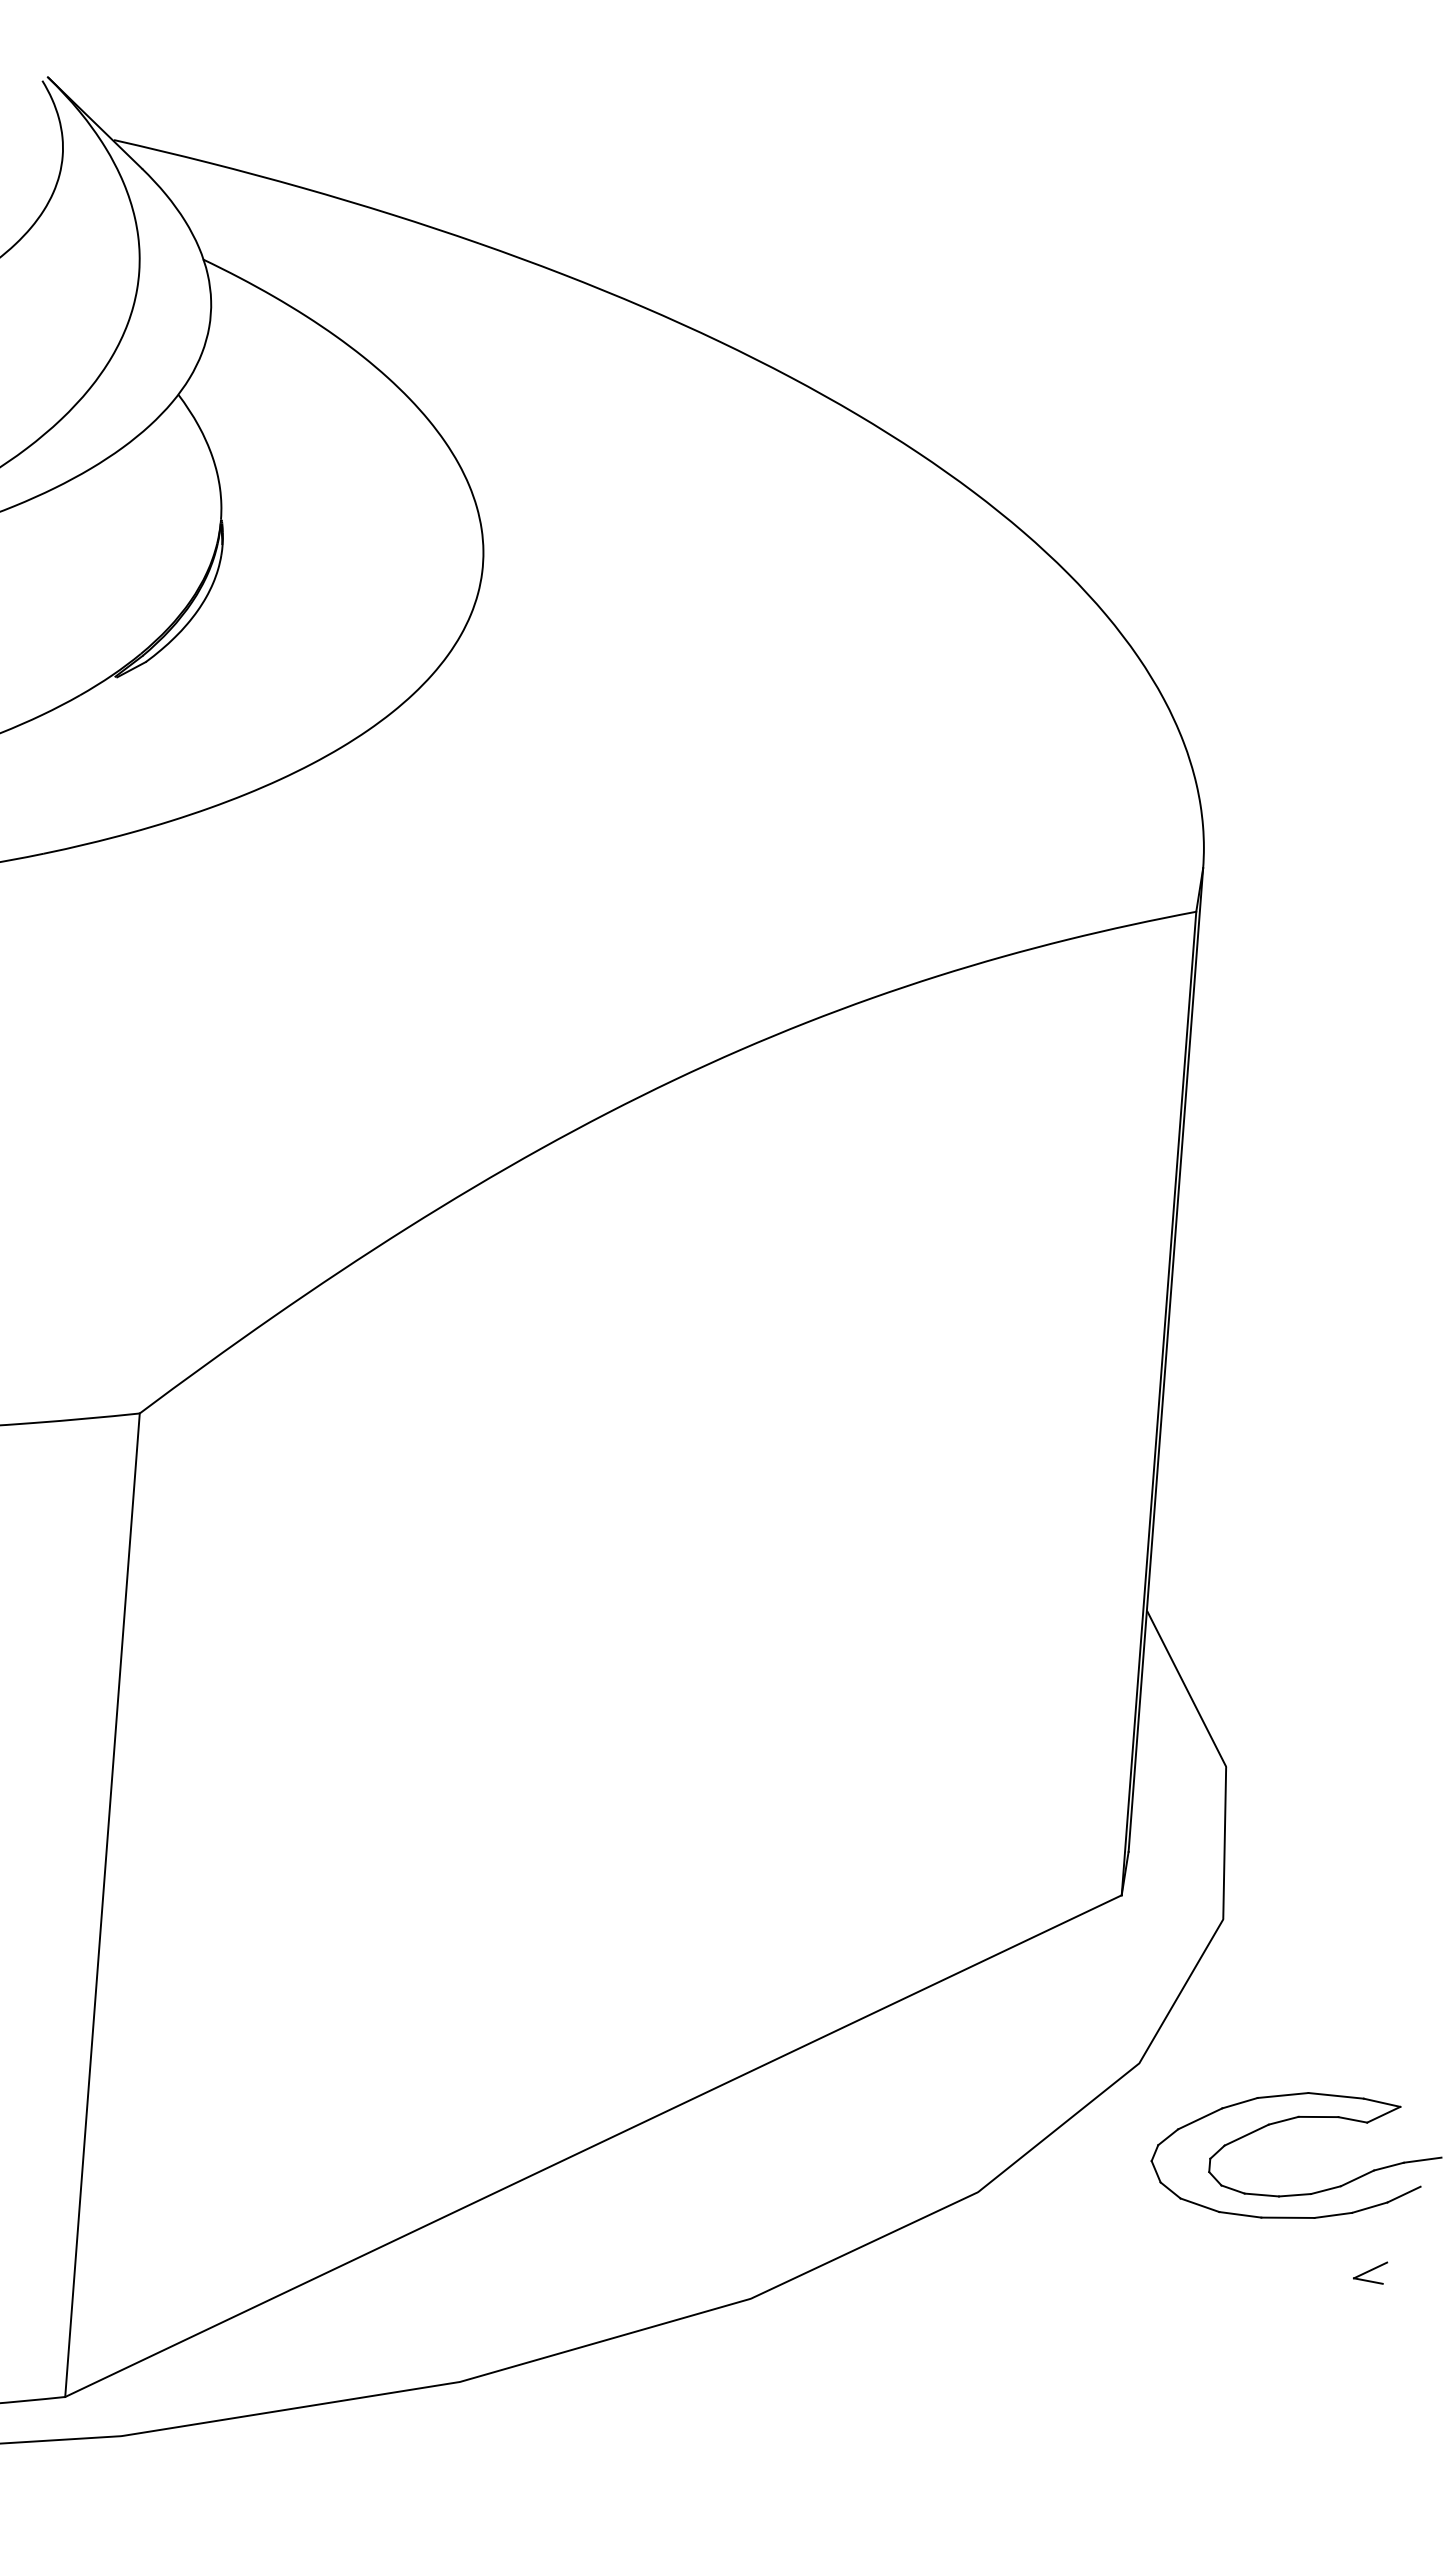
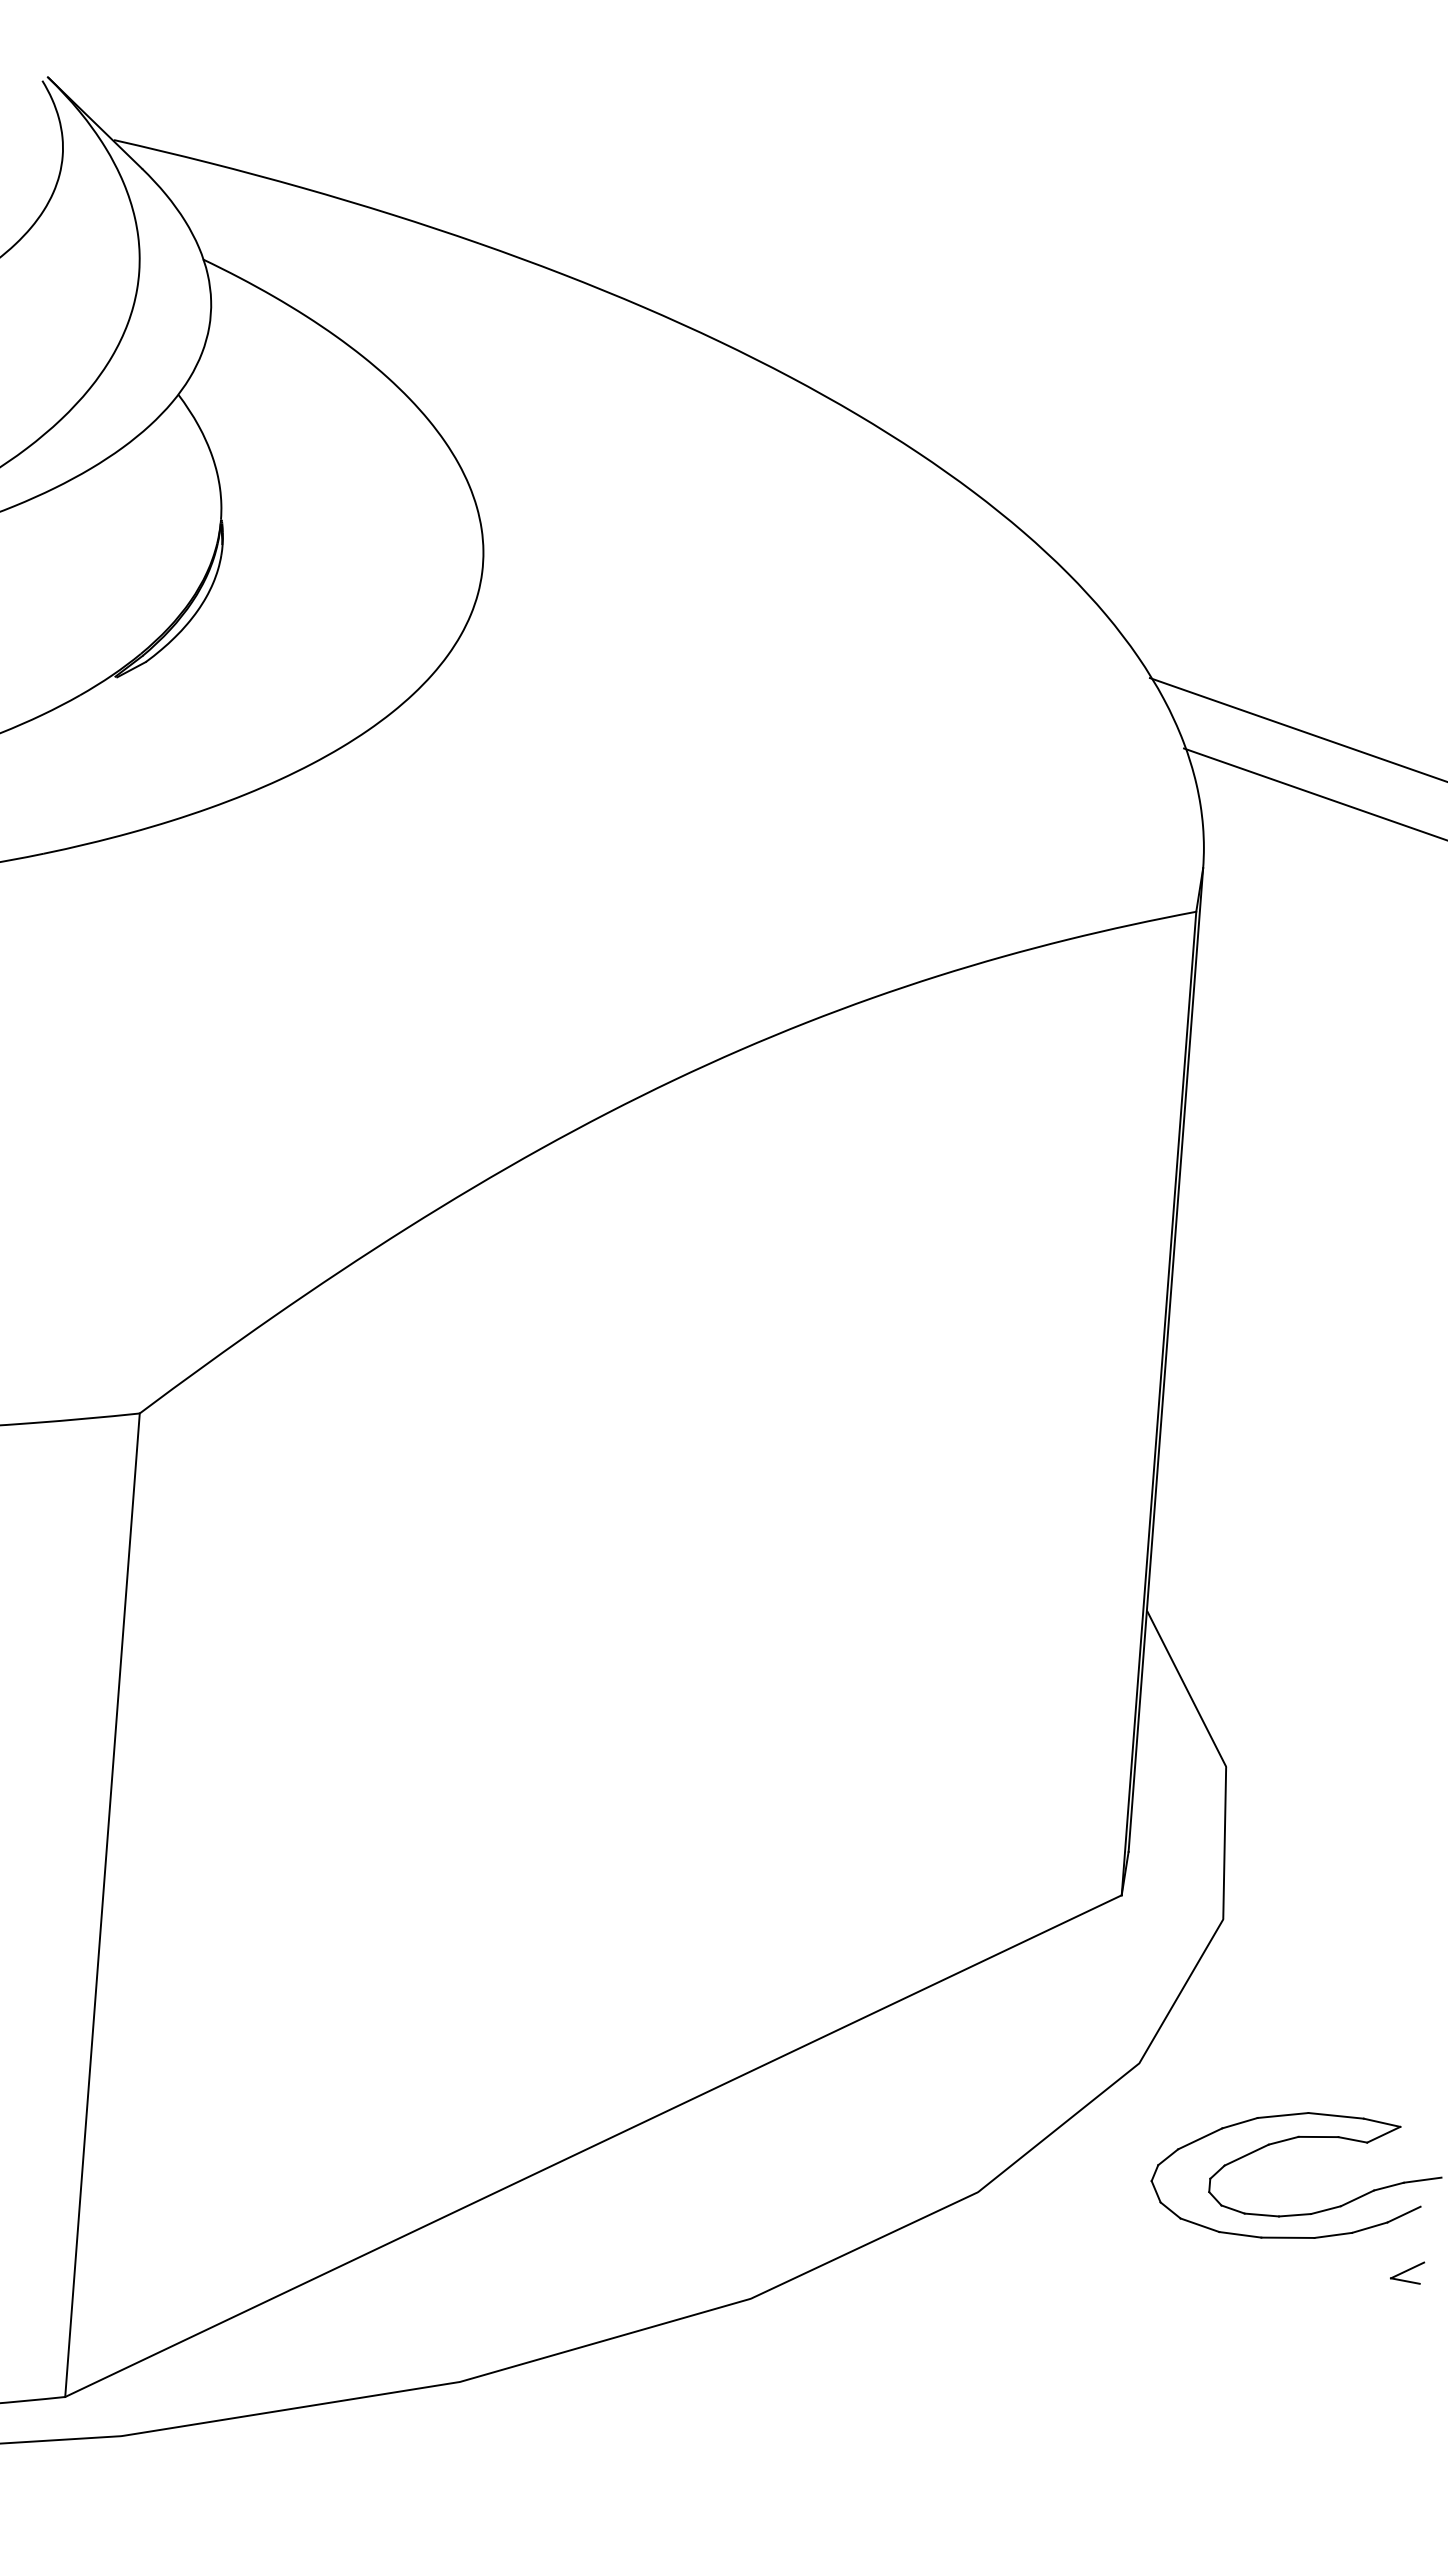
line: none -> present (1296, 729)
line: none -> present (1314, 793)
part position: (1289, 2120) -> (1289, 2140) (1289, 2140)
part position: (1370, 2272) -> (1407, 2272) (1407, 2272)
